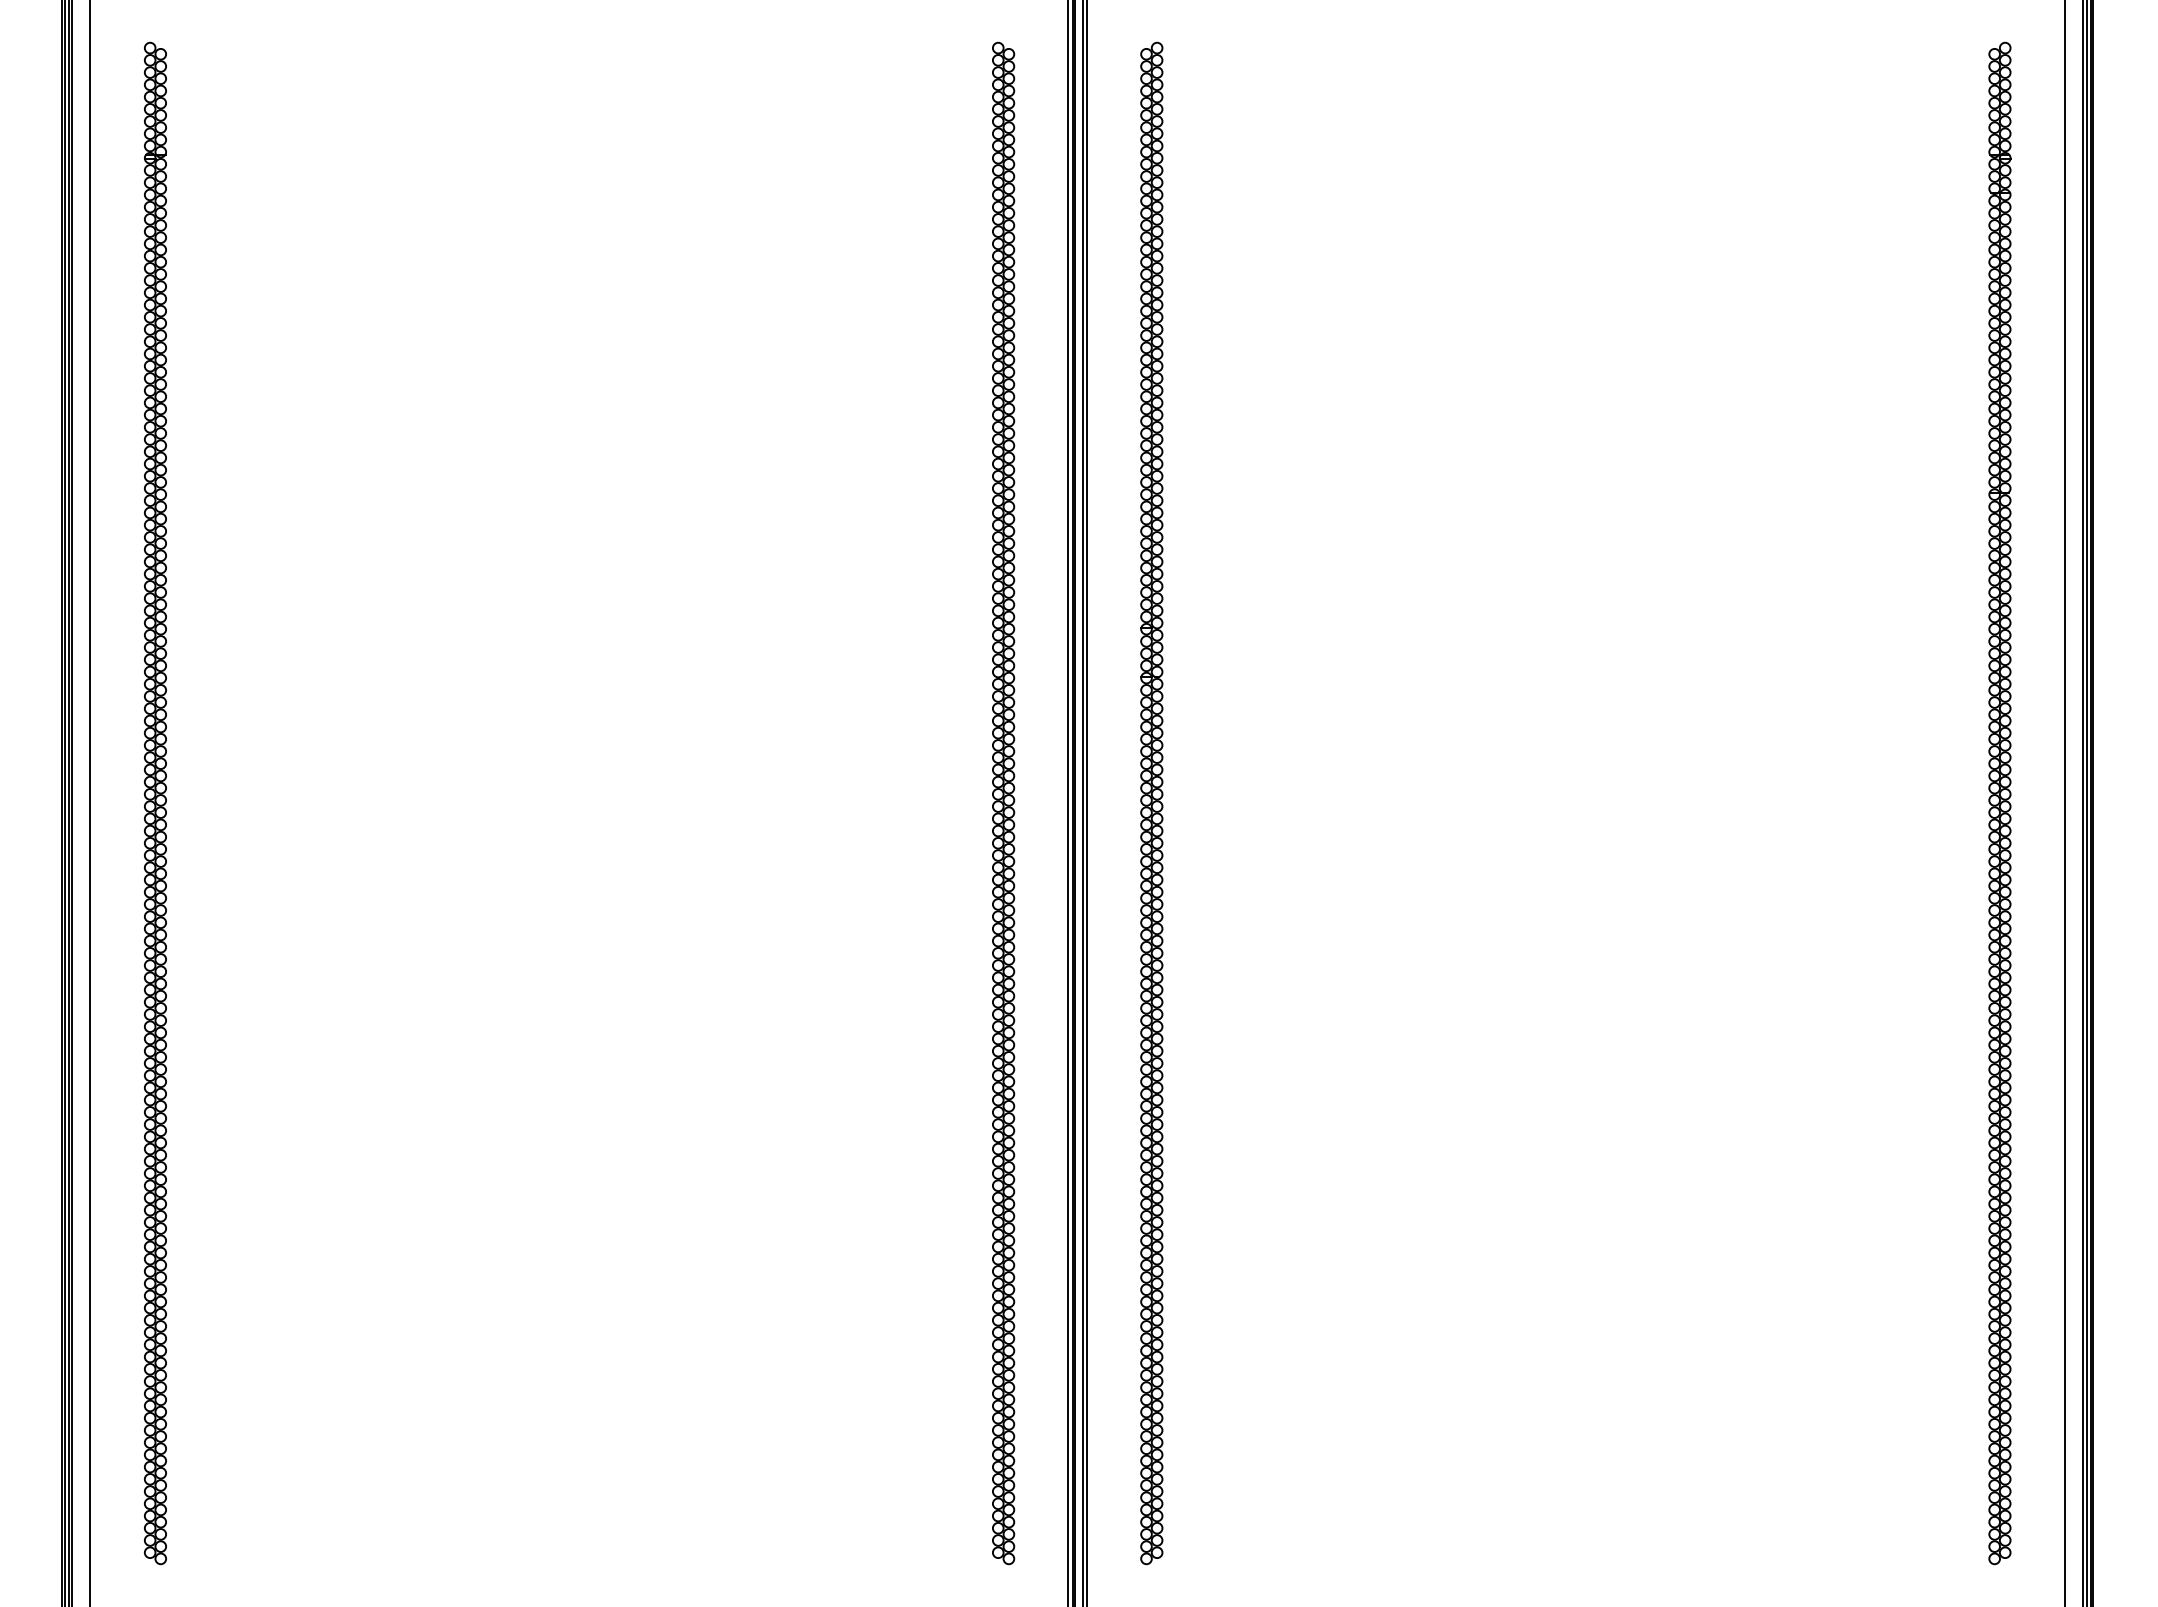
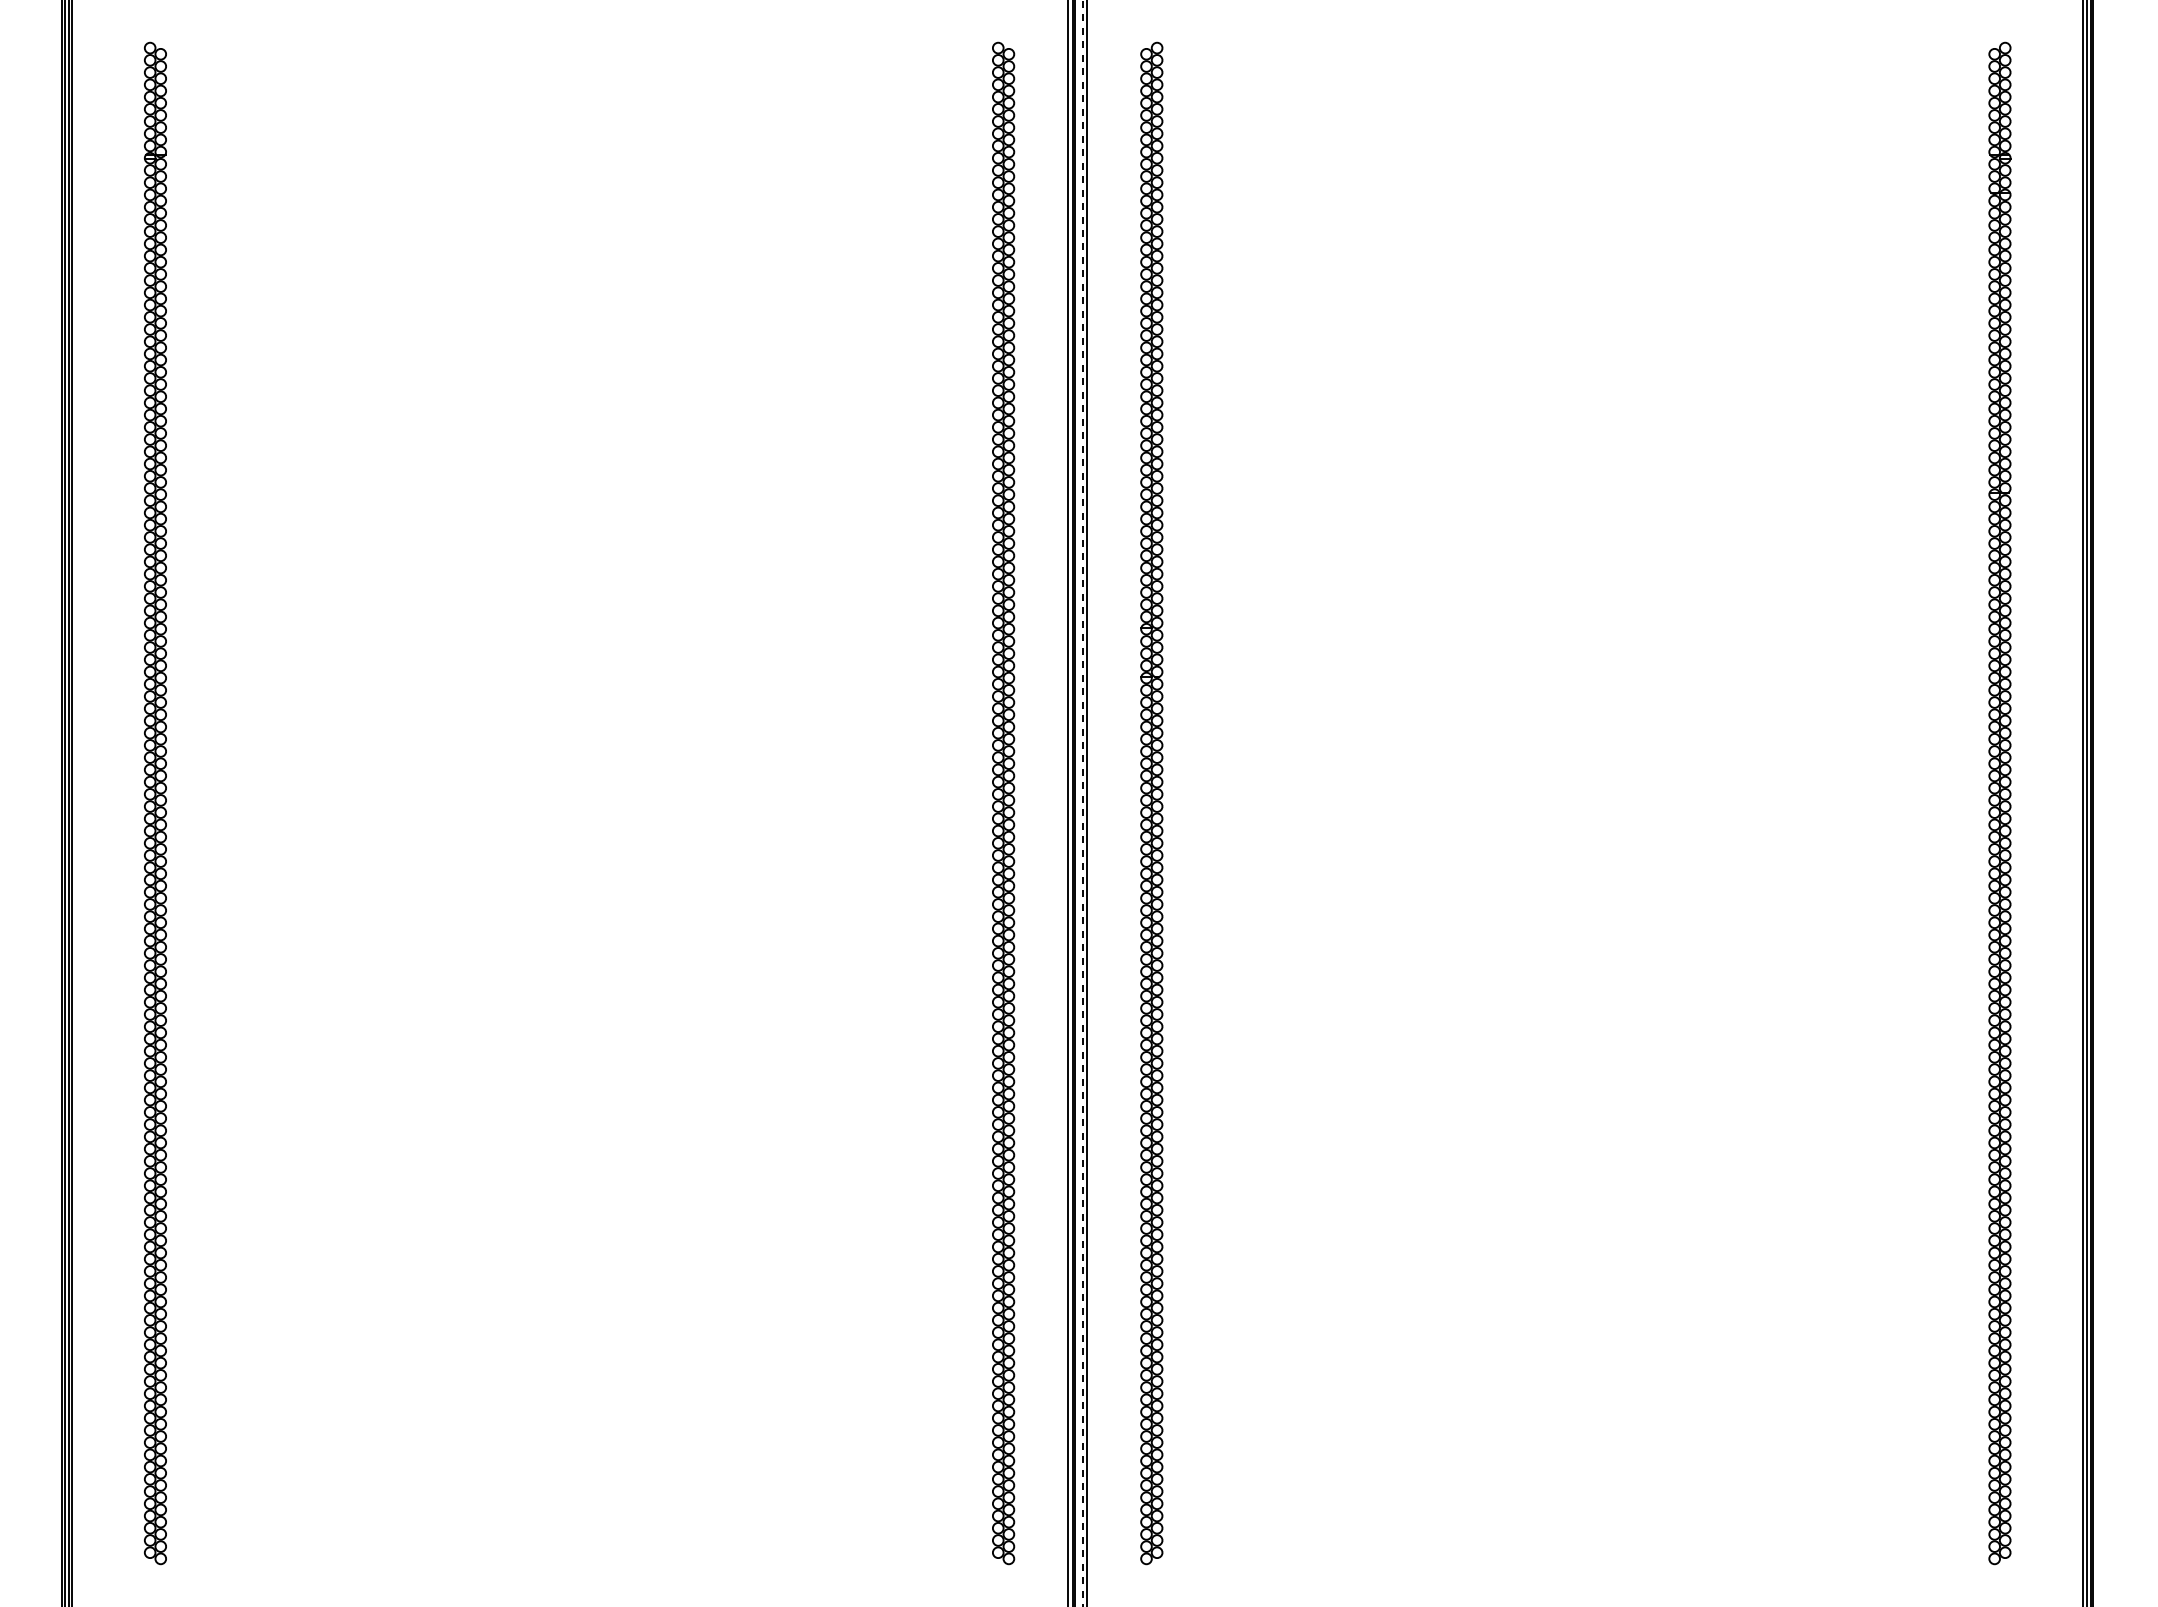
line: present -> none (90, 802)
line: present -> none (2065, 802)
line: solid -> dashed (1082, 803)
